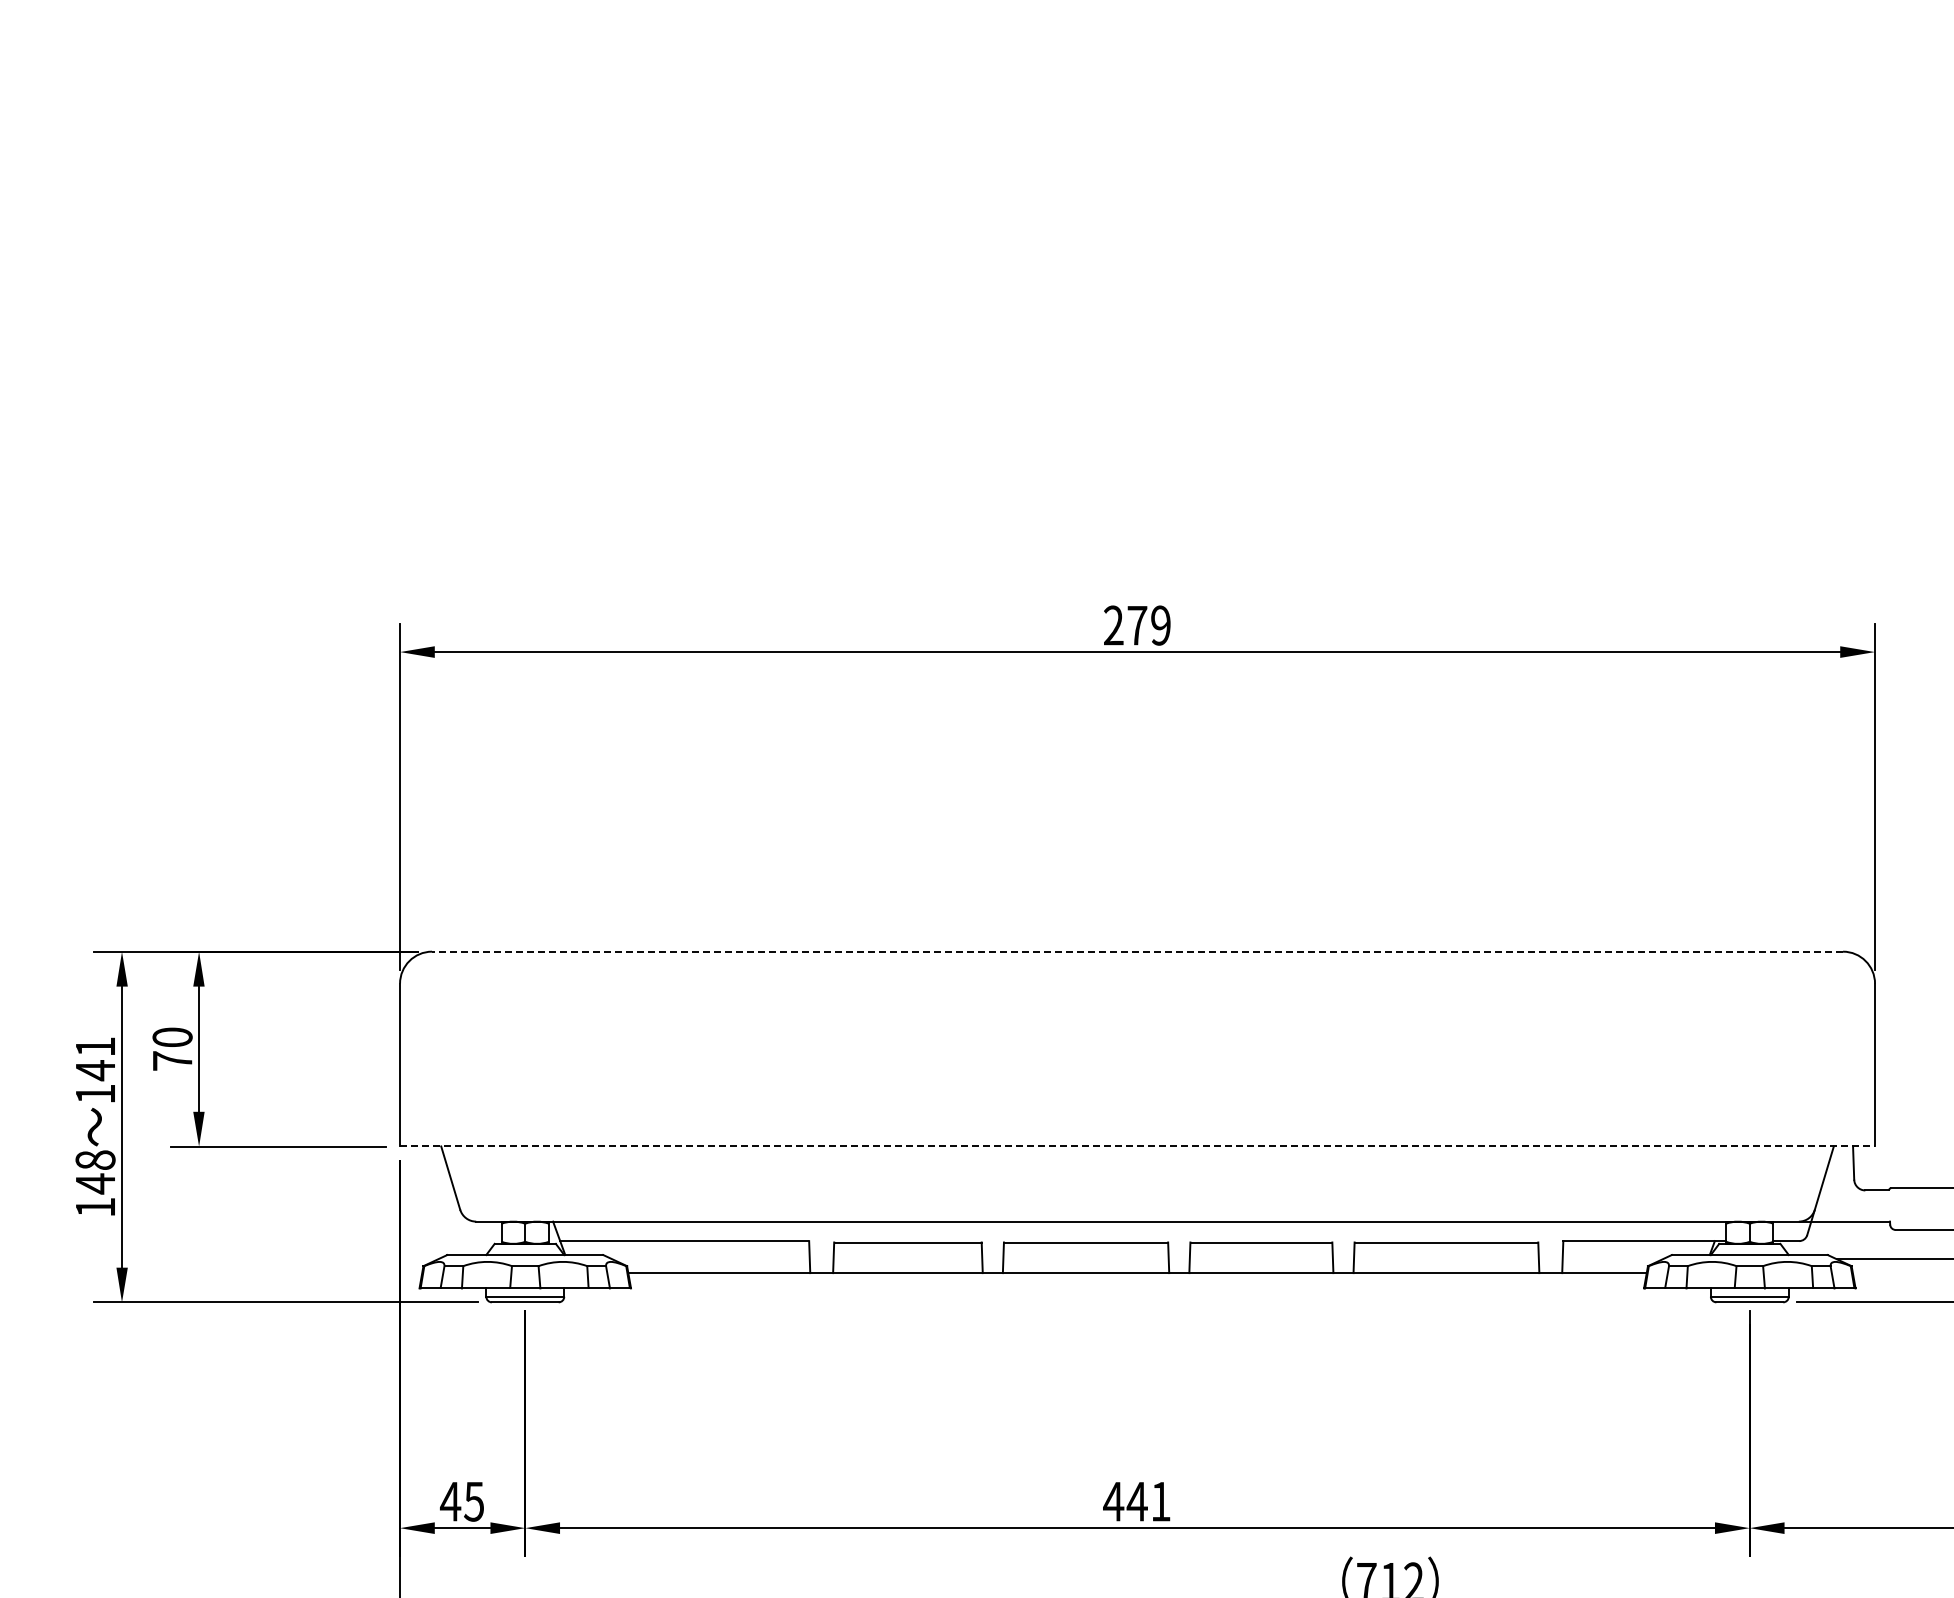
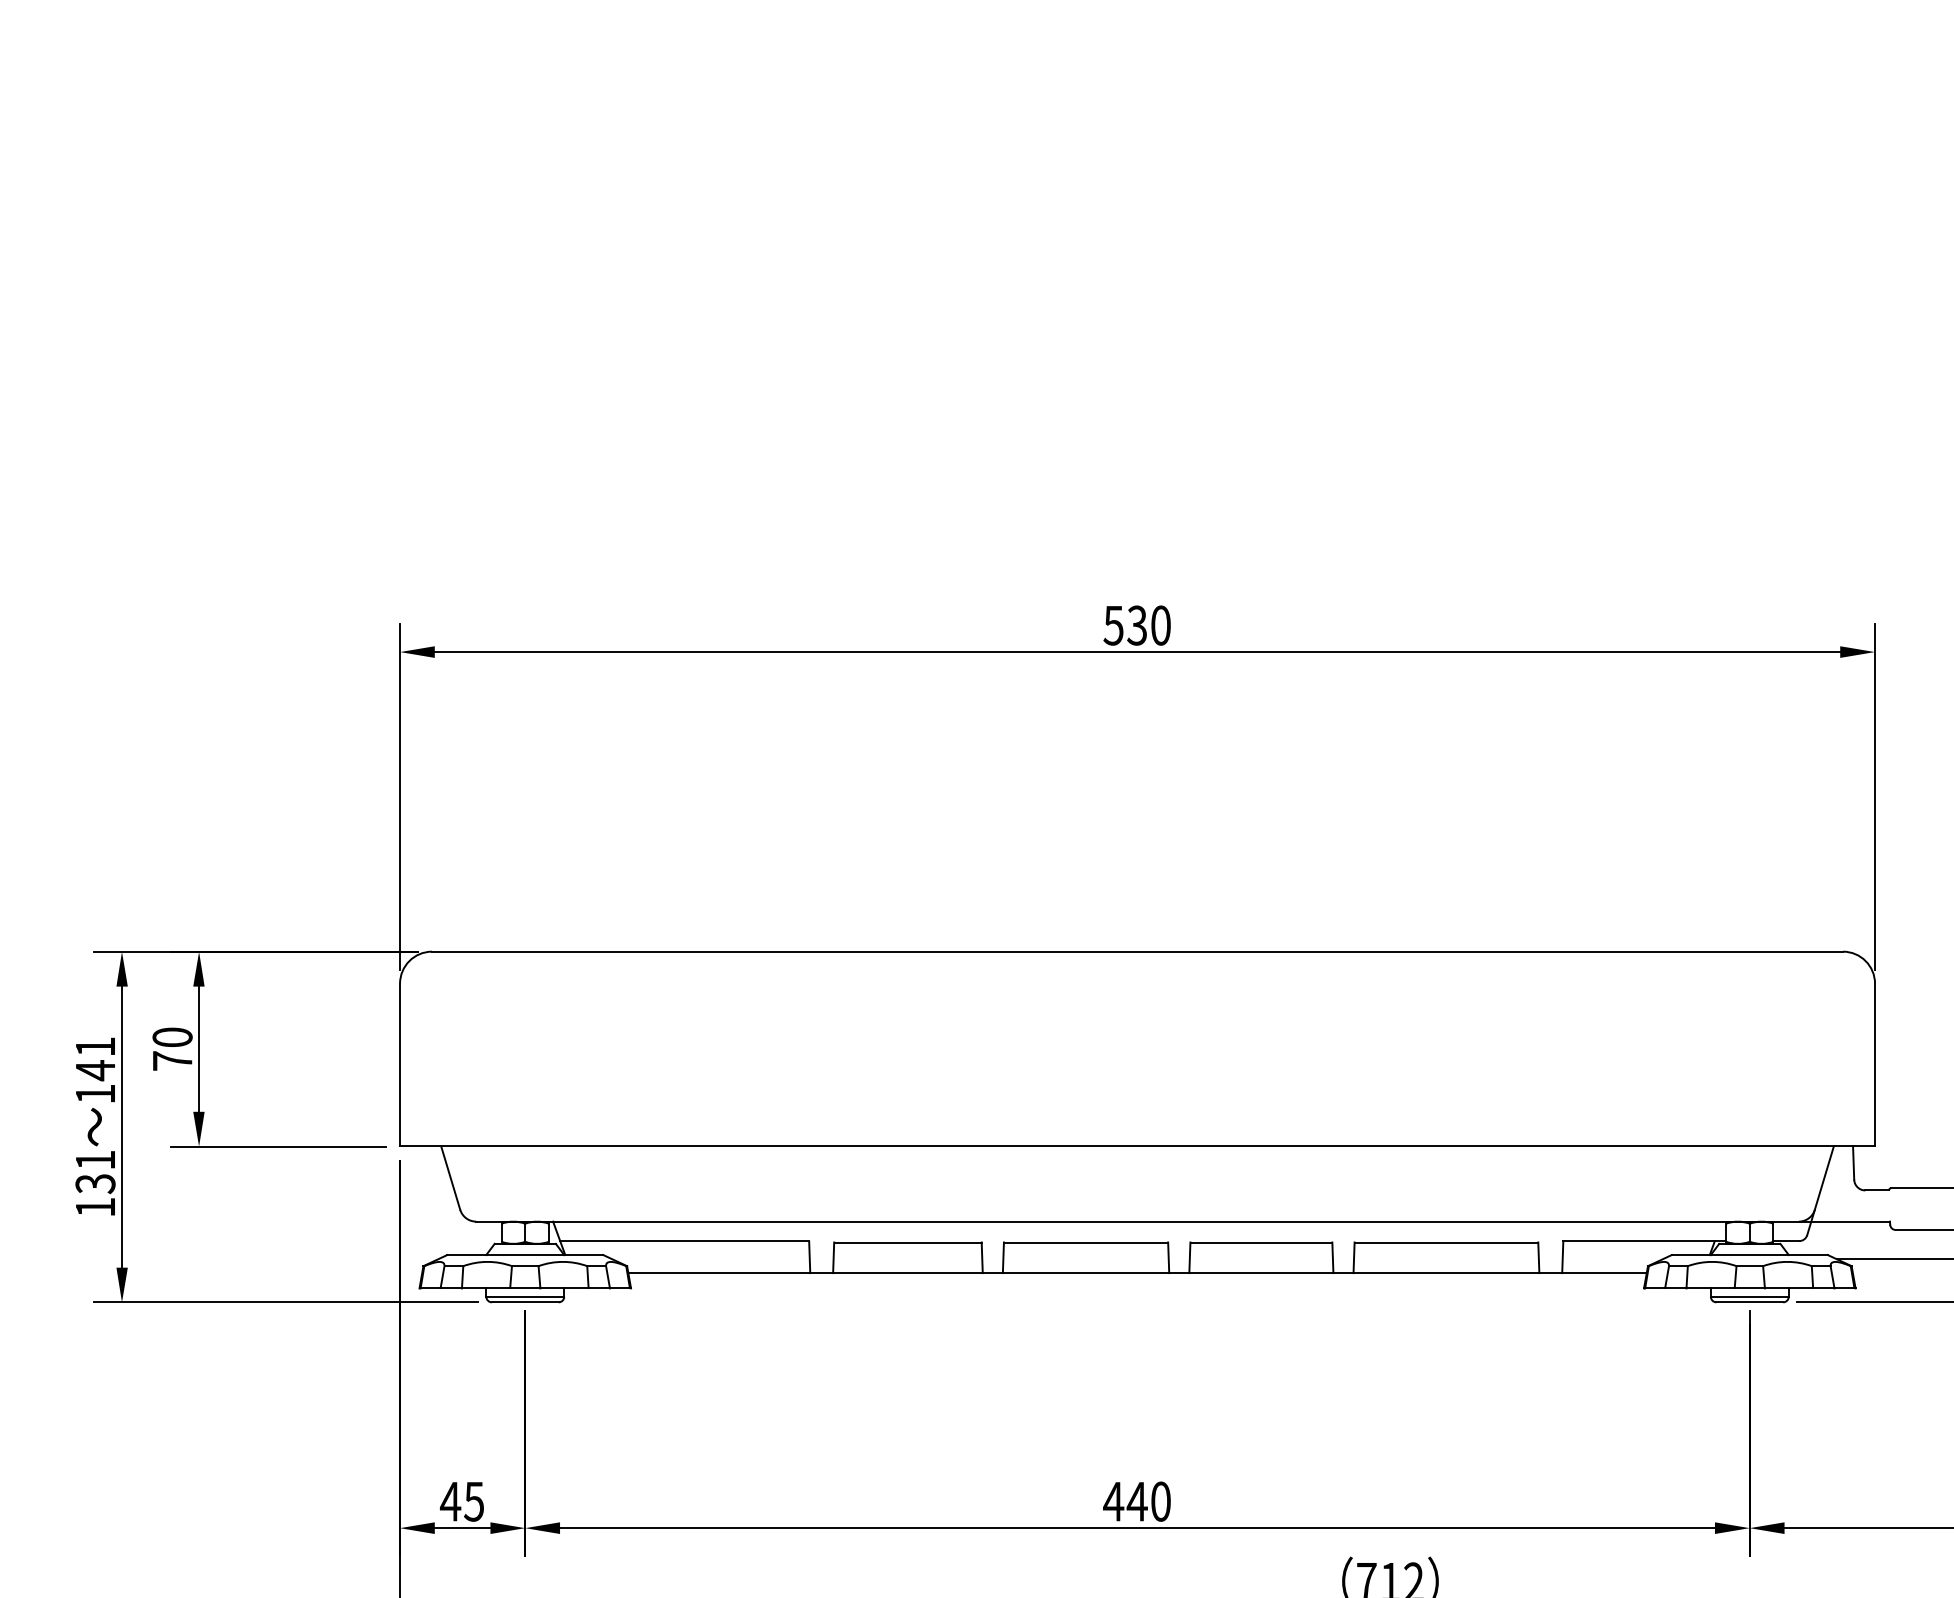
text: 279 -> 530 (1136, 625)
line: dashed -> solid (1137, 951)
line: dashed -> solid (1138, 1146)
text: 148 -> 131 (95, 1172)
text: 441 -> 440 (1160, 1501)
